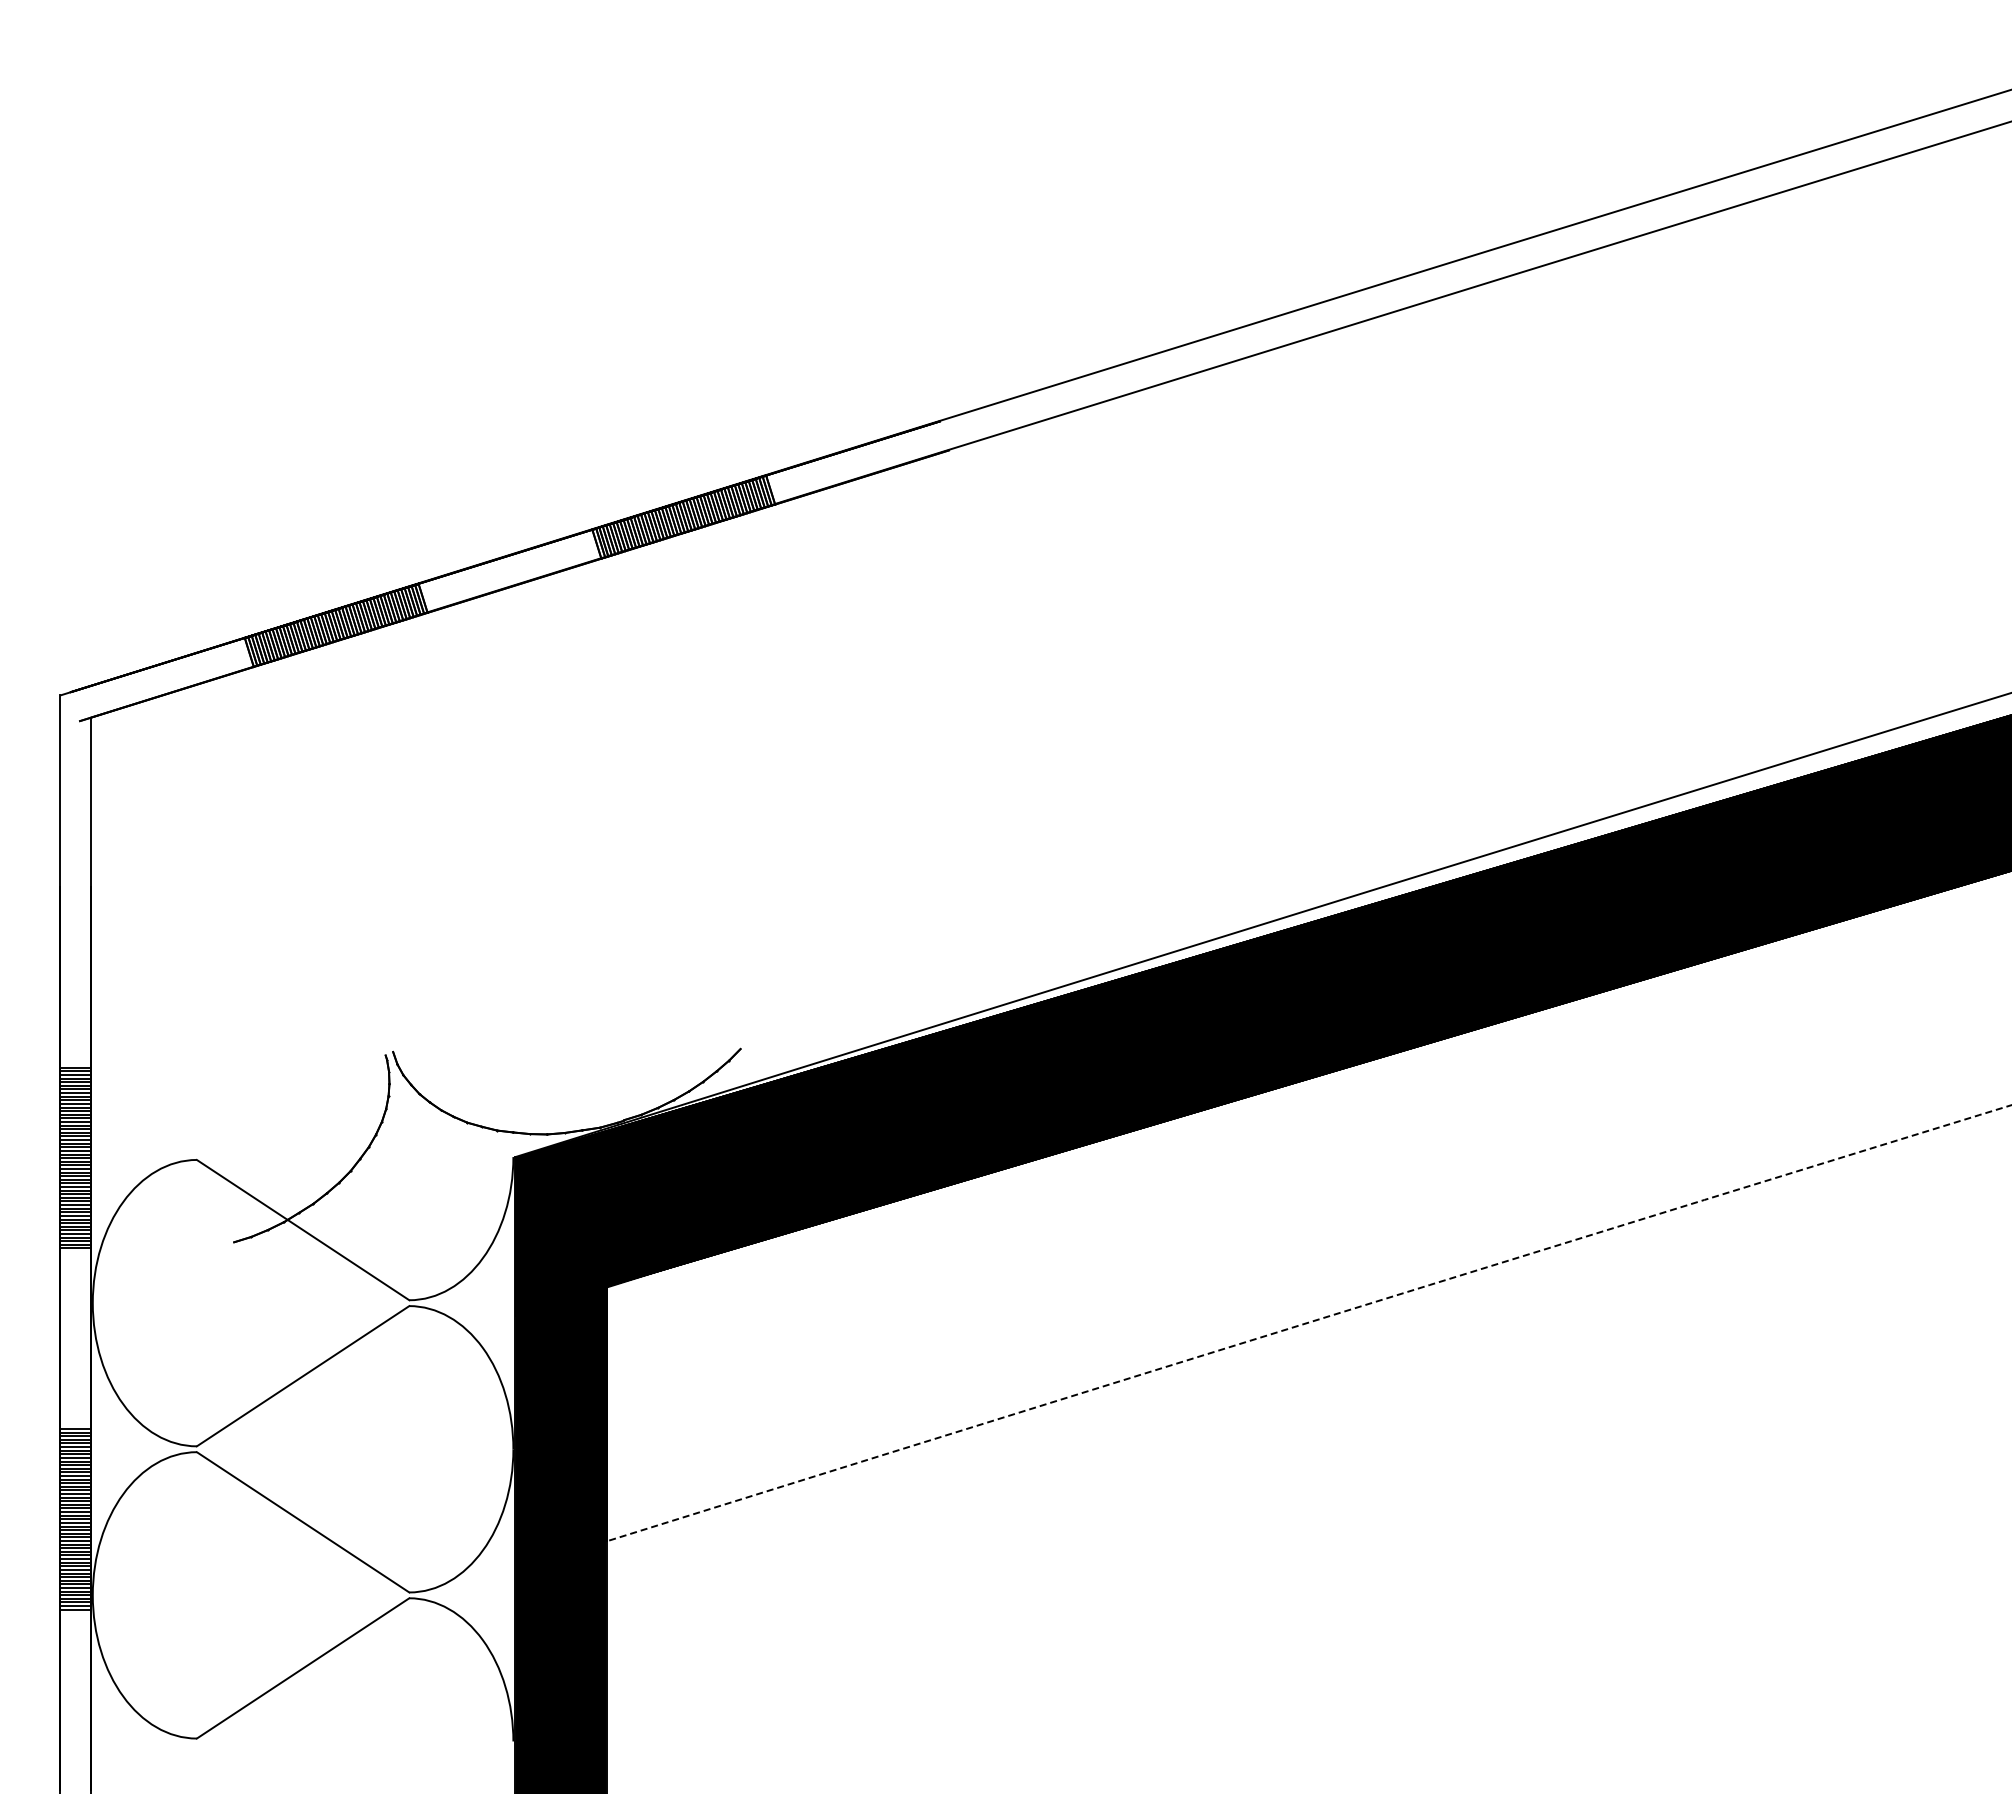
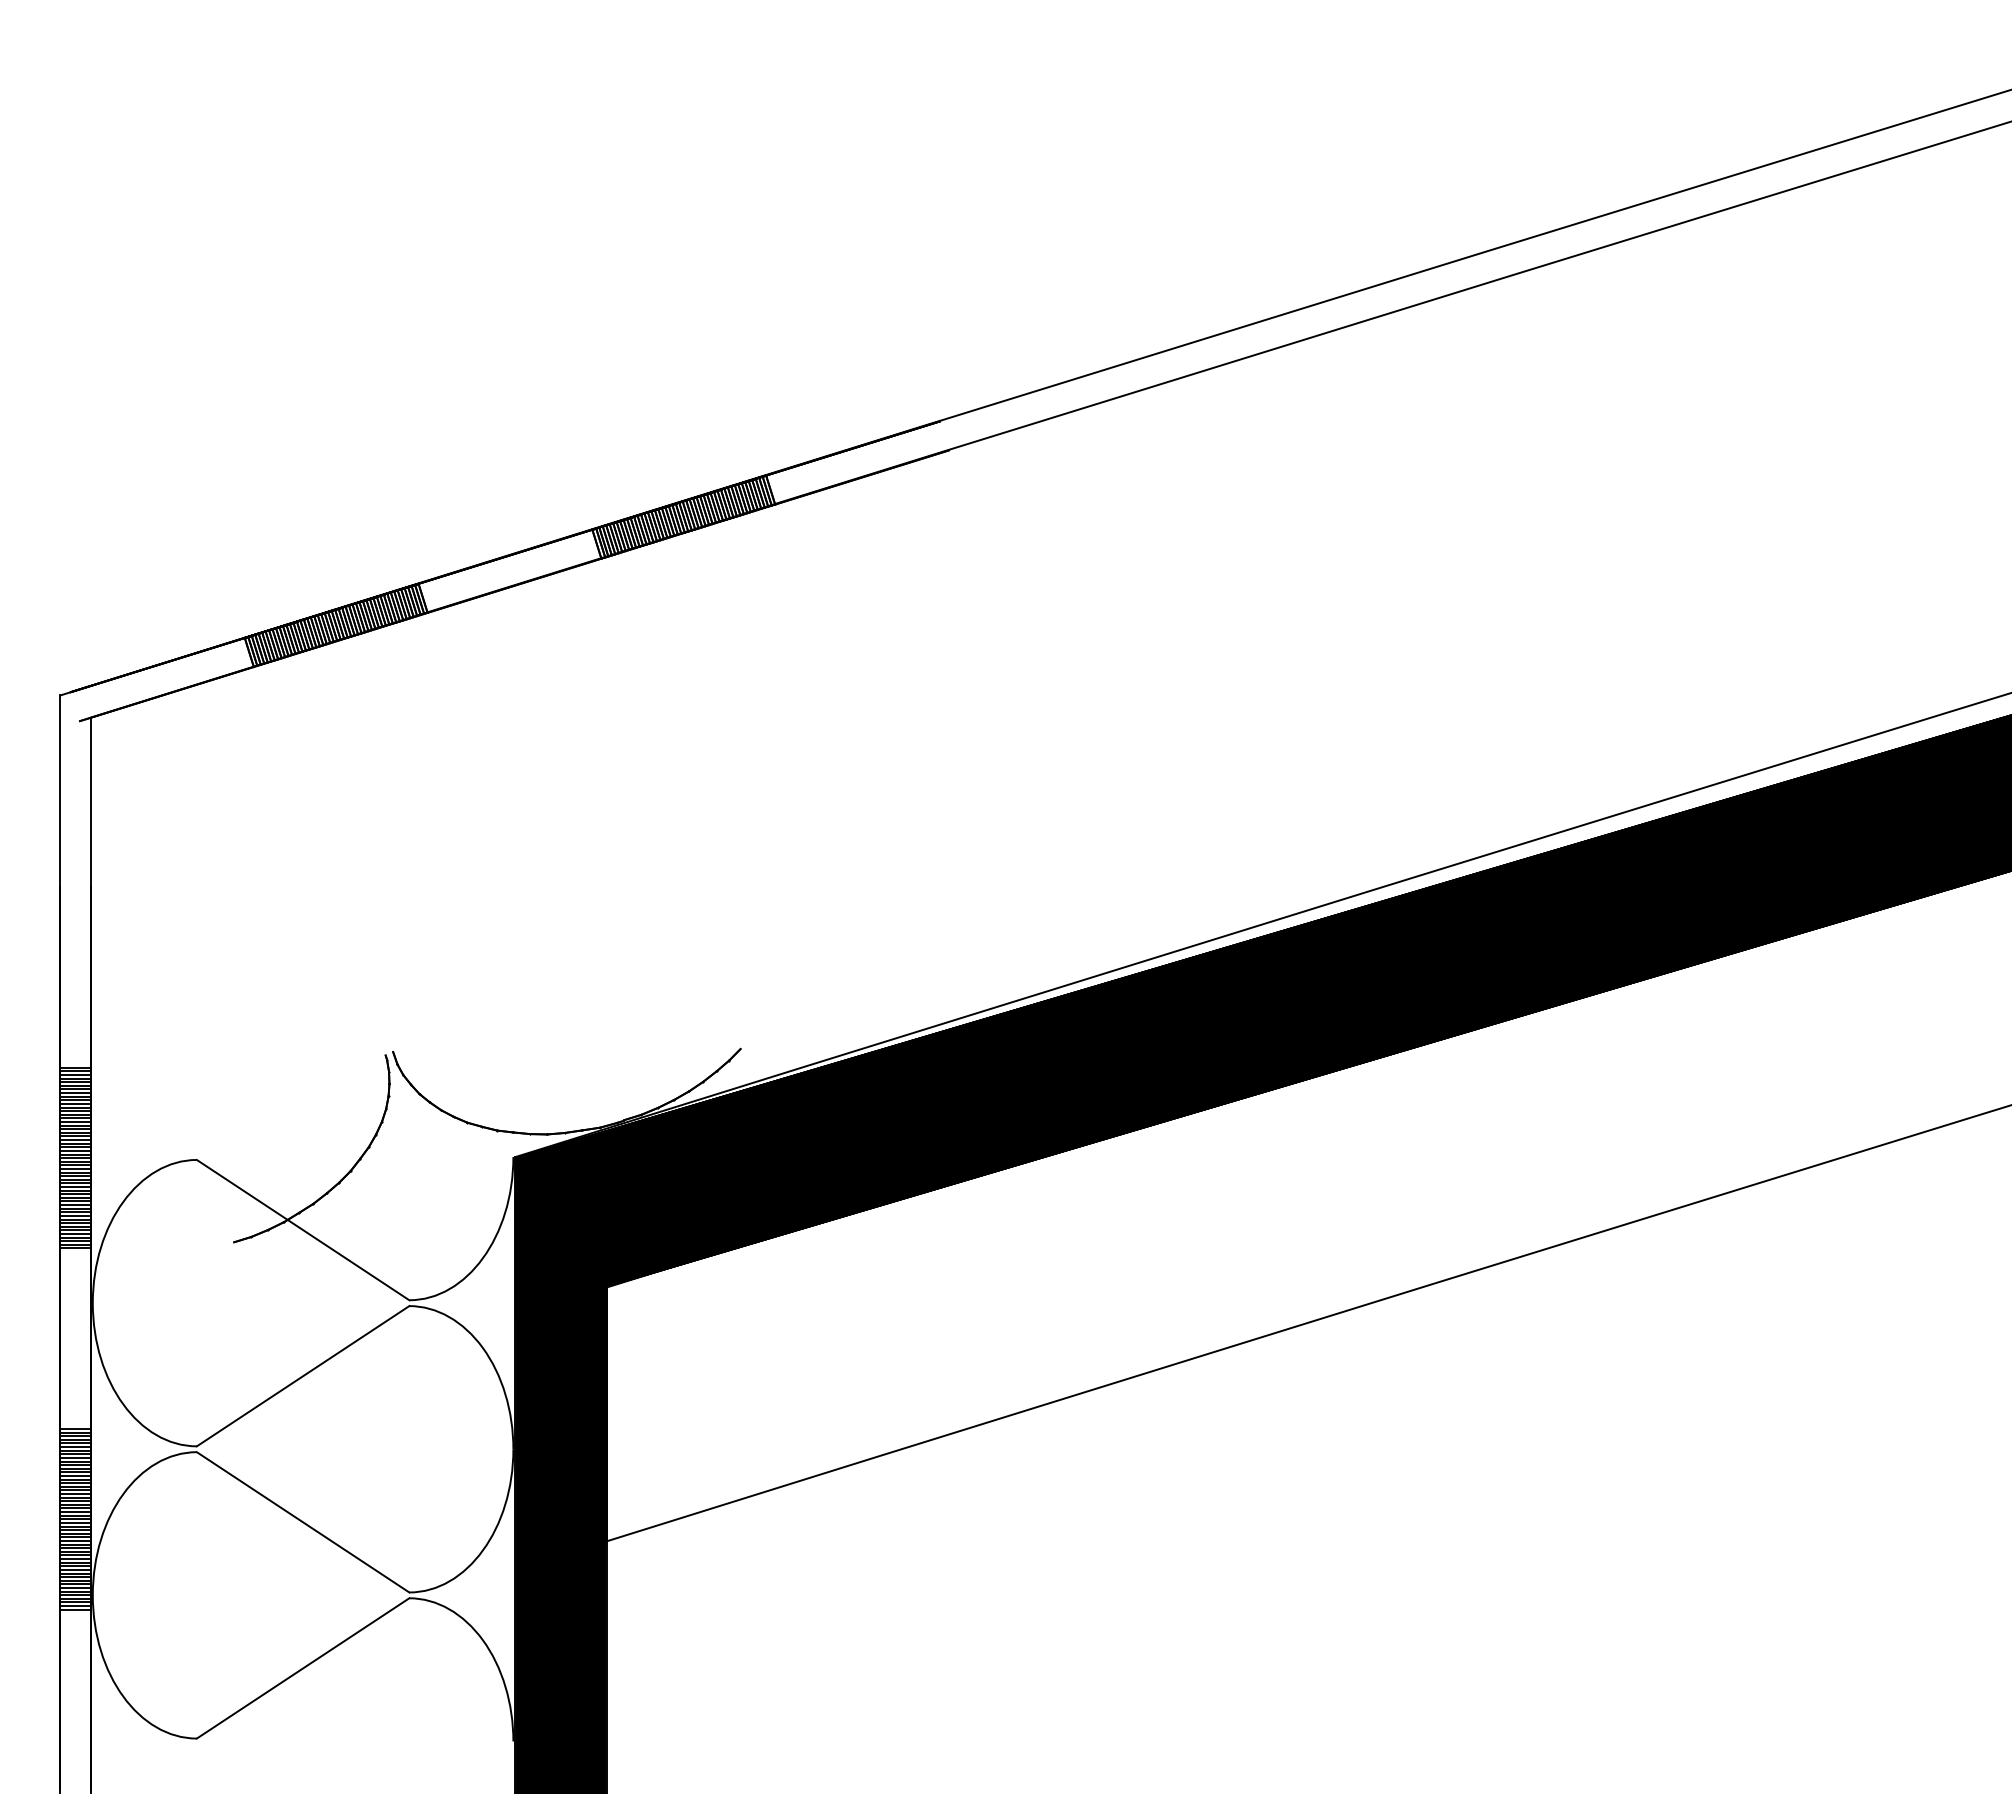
arc: dashed -> solid (1308, 1322)
